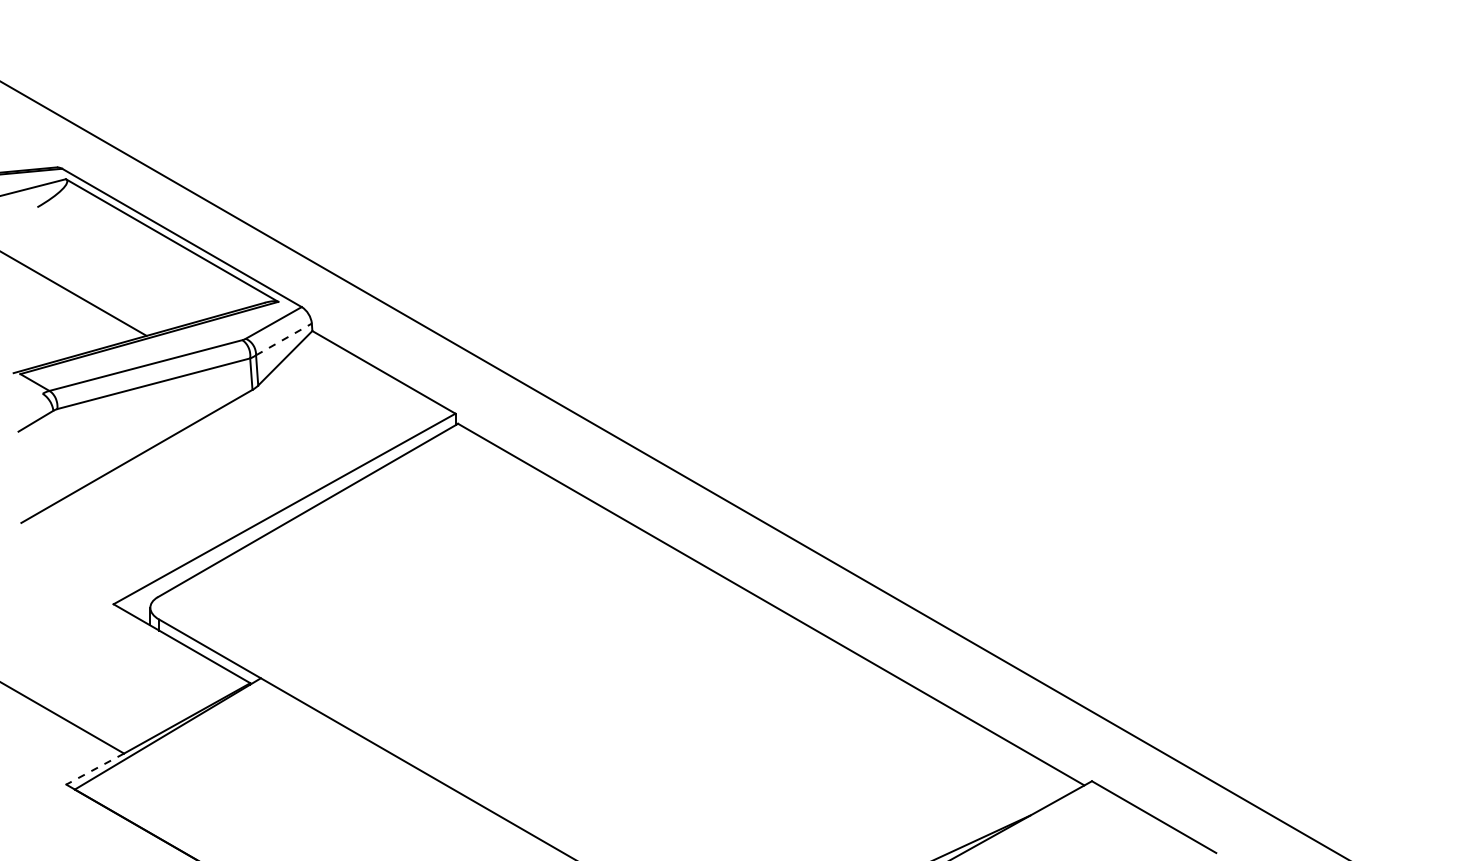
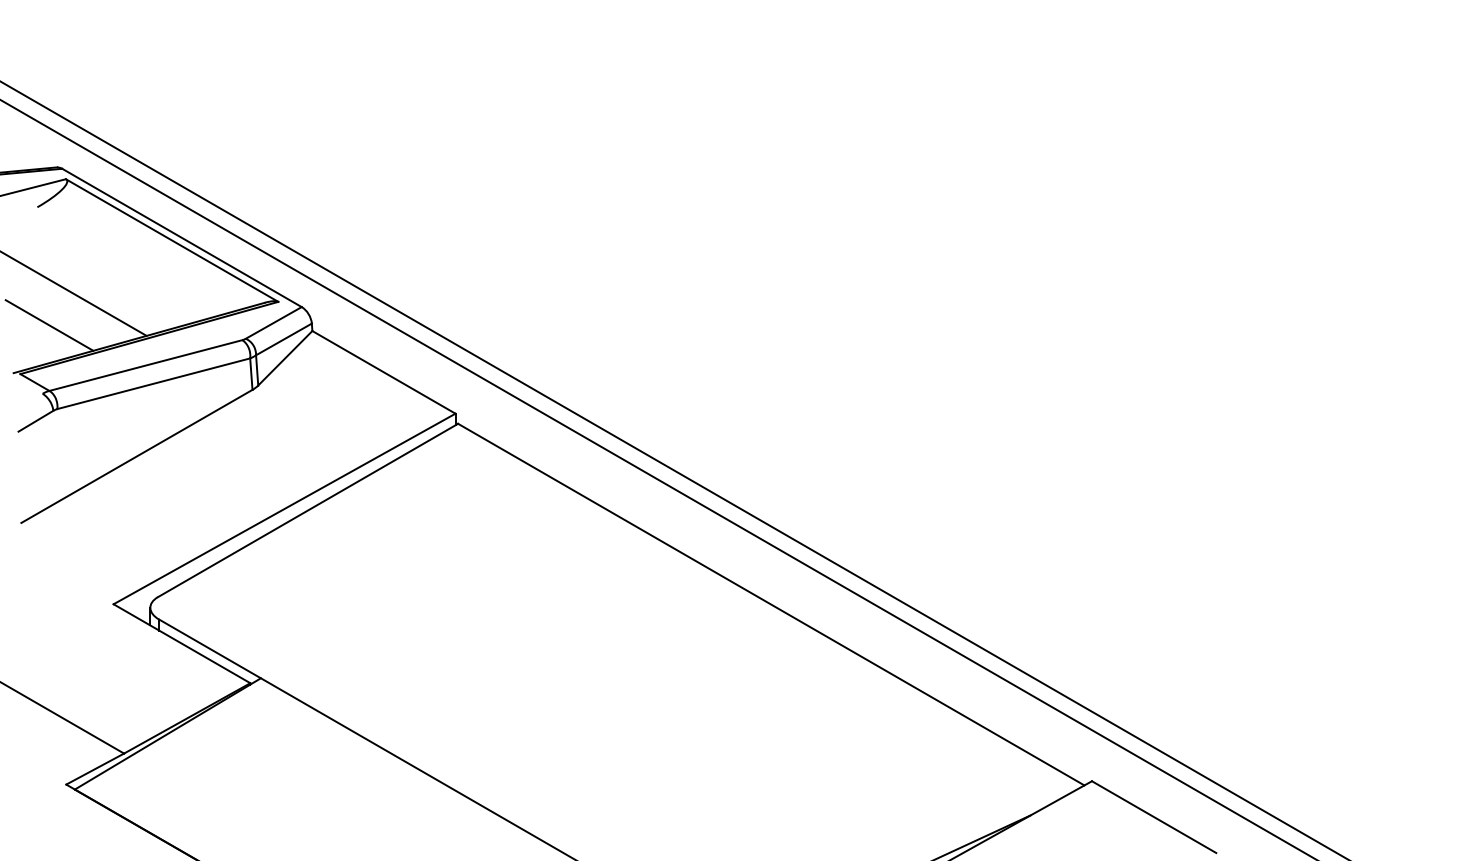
line: none -> present (49, 325)
line: dashed -> solid (284, 339)
line: none -> present (657, 478)
line: dashed -> solid (95, 769)
